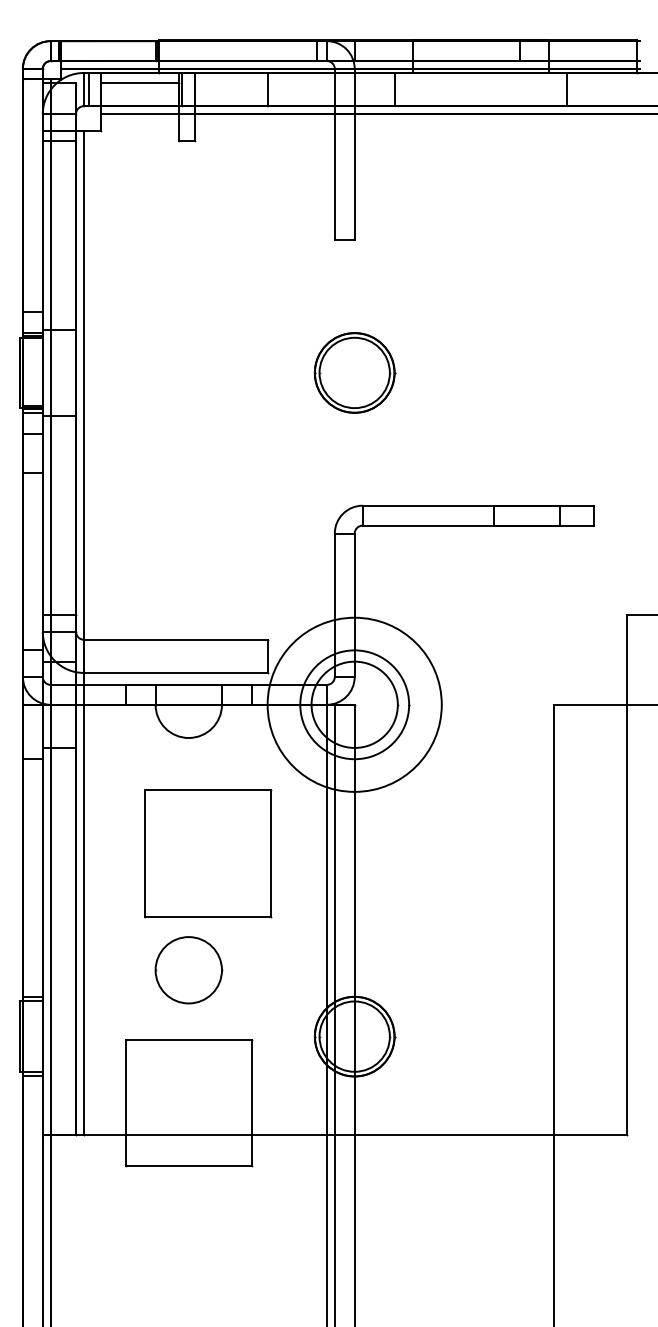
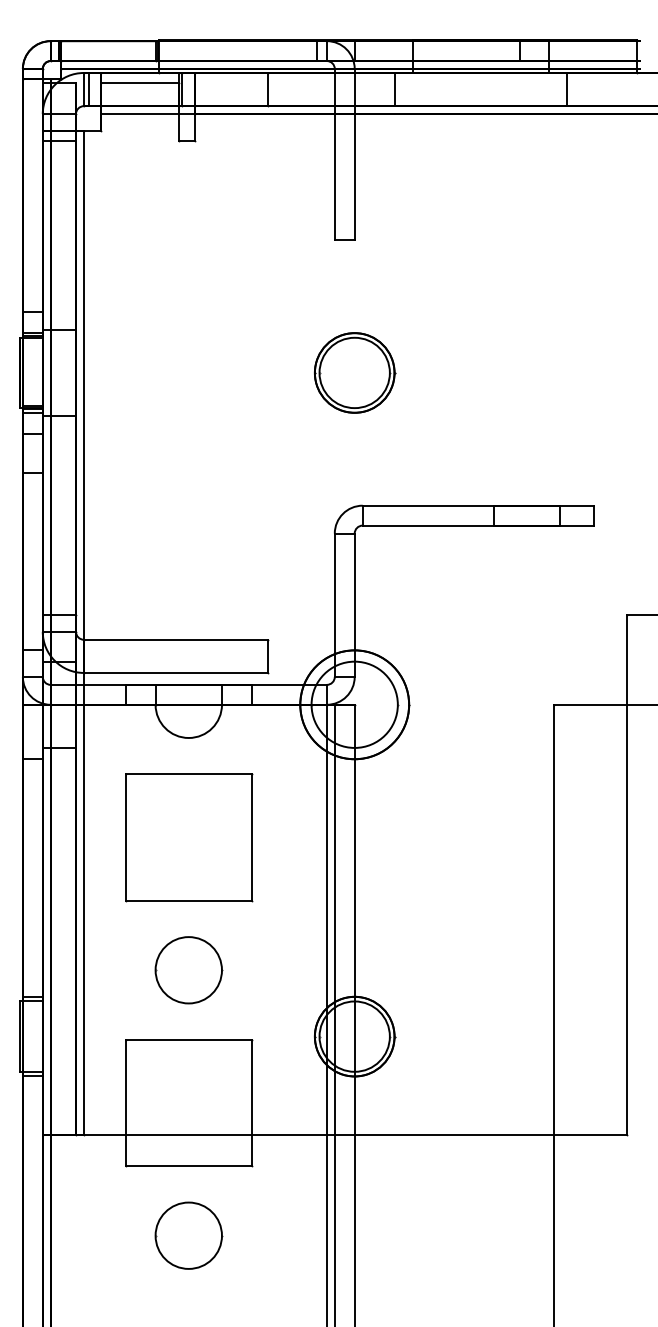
circle diameter: 174 px -> 109 px (354, 704)
part position: (208, 853) -> (189, 837) (189, 837)
part: none -> present (188, 1235)
